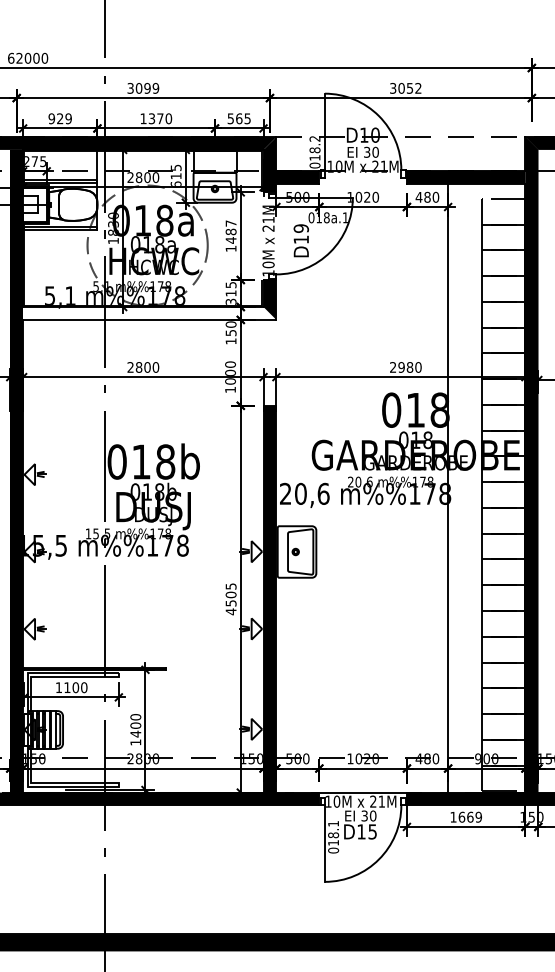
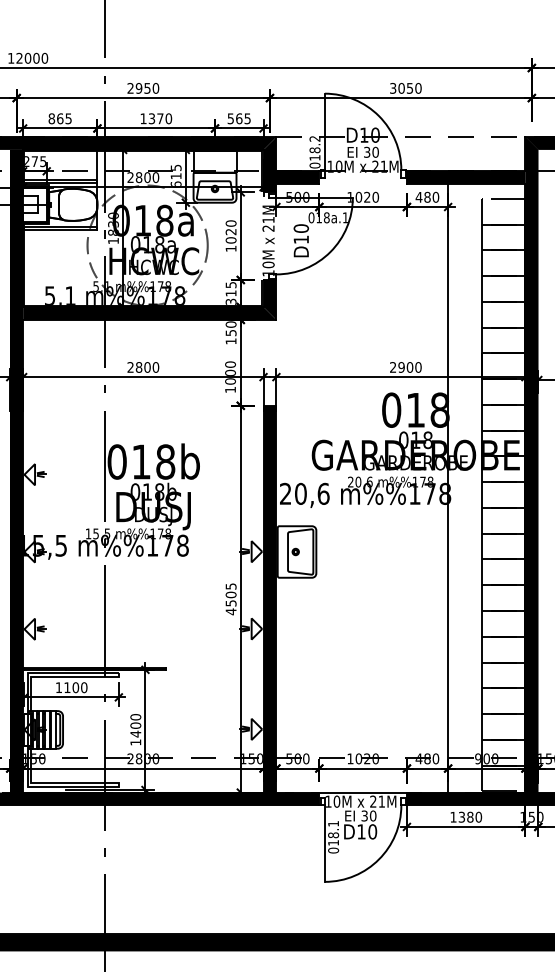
text: 62000 -> 12000 (11, 57)
text: 3099 -> 2950 (142, 87)
text: 3052 -> 3050 (418, 88)
text: 929 -> 865 (59, 118)
text: D19 -> D10 (301, 228)
text: 1487 -> 1020 (230, 231)
fill: none -> present (149, 313)
text: 2980 -> 2900 (409, 367)
text: 1669 -> 1380 (469, 816)
text: D15 -> D10 (372, 831)
